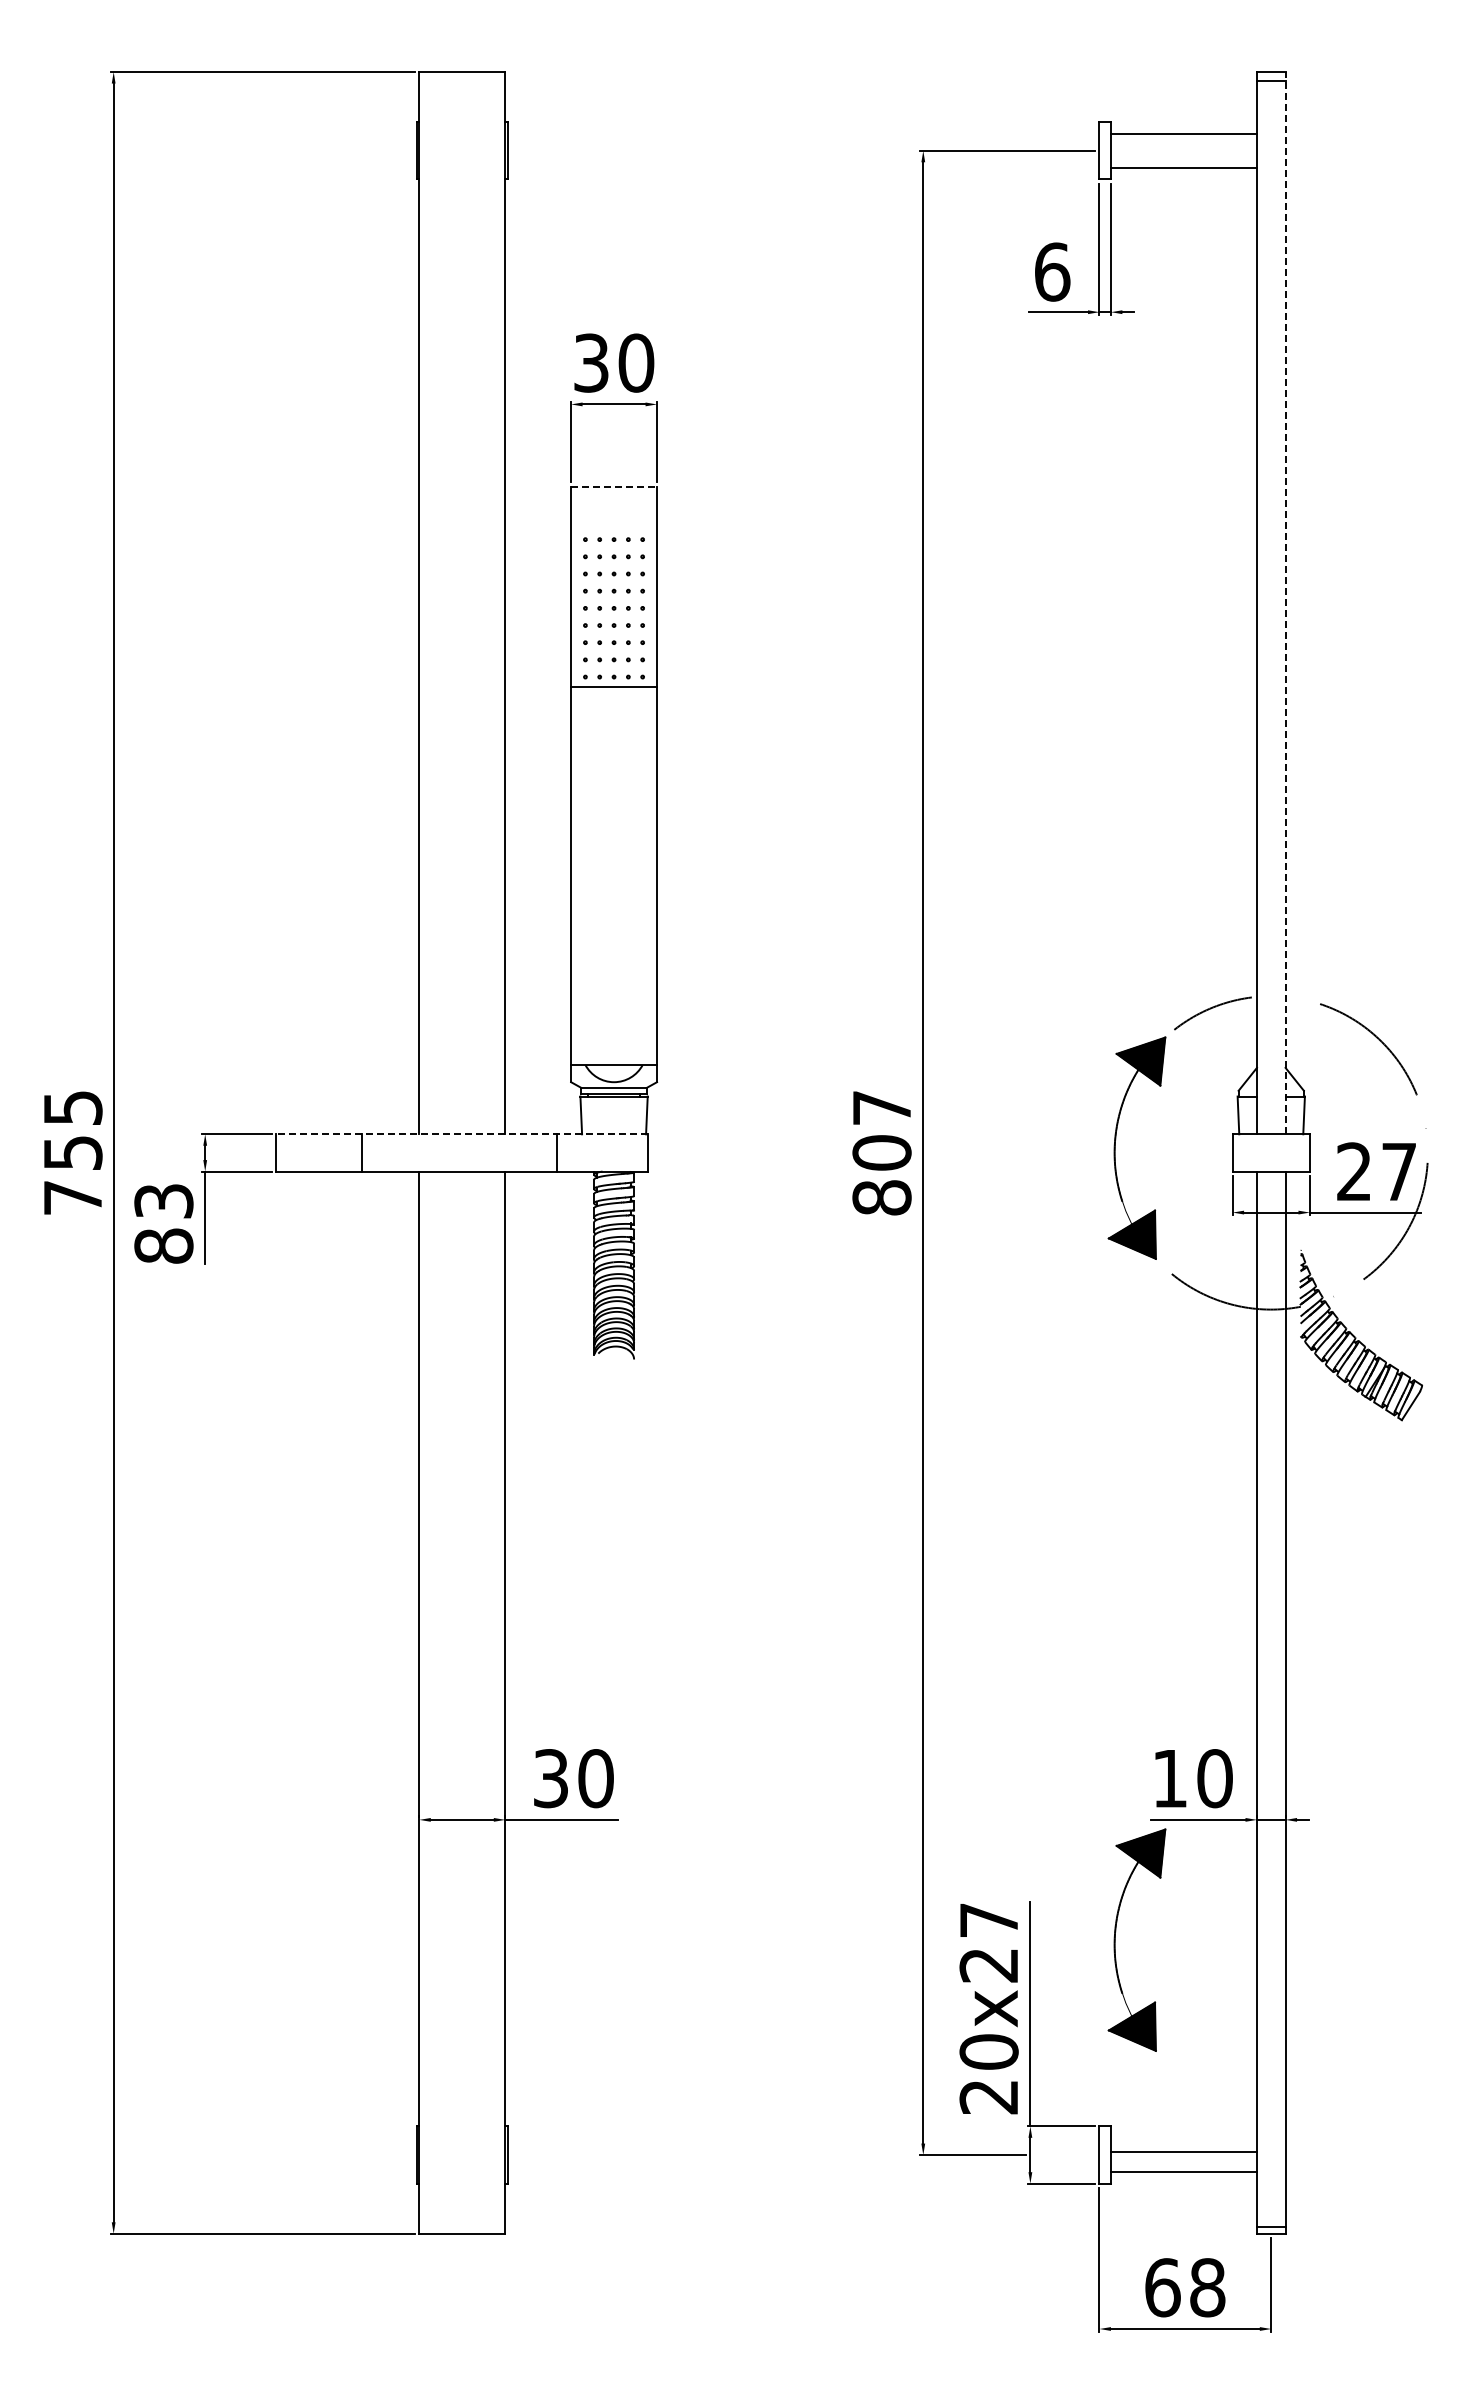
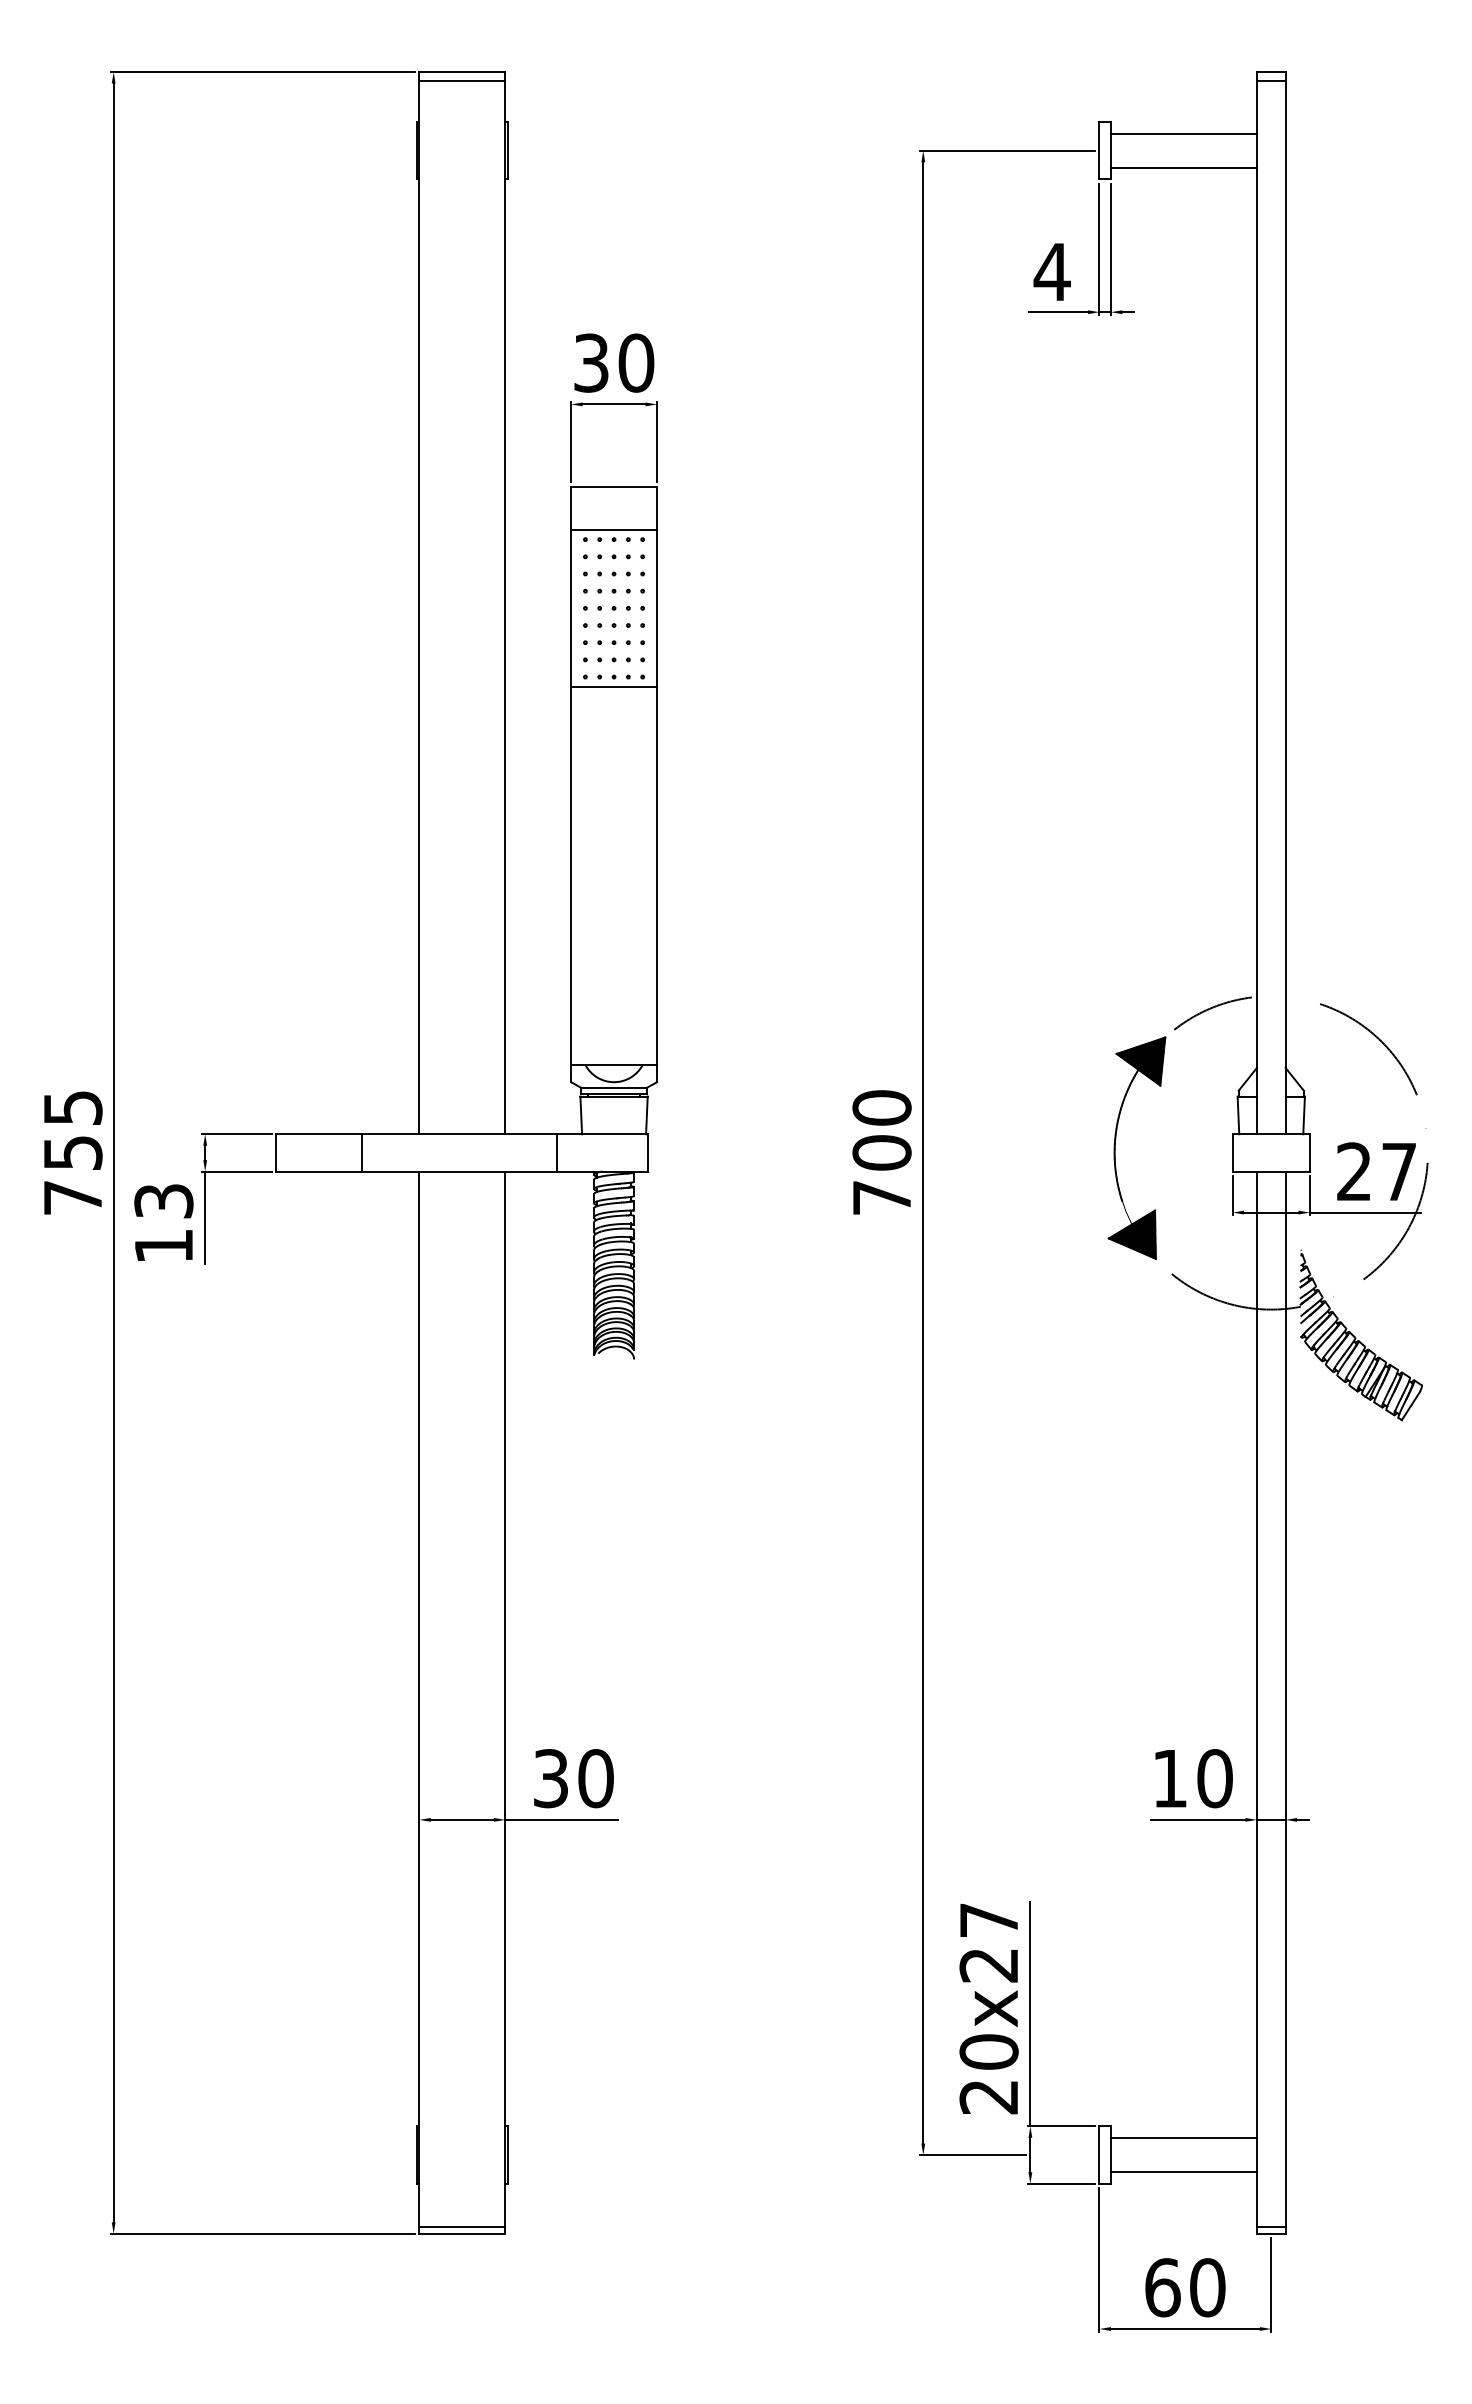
line: none -> present (462, 80)
text: 6 -> 4 (1051, 271)
line: dashed -> solid (614, 486)
line: none -> present (614, 529)
line: dashed -> solid (1285, 602)
line: dashed -> solid (461, 1134)
text: 807 -> 700 (881, 1152)
text: 83 -> 13 (163, 1245)
part: present -> none (1115, 1939)
line position: (1183, 2151) -> (1183, 2137) (1183, 2137)
line: none -> present (462, 2226)
text: 68 -> 60 (1207, 2287)
